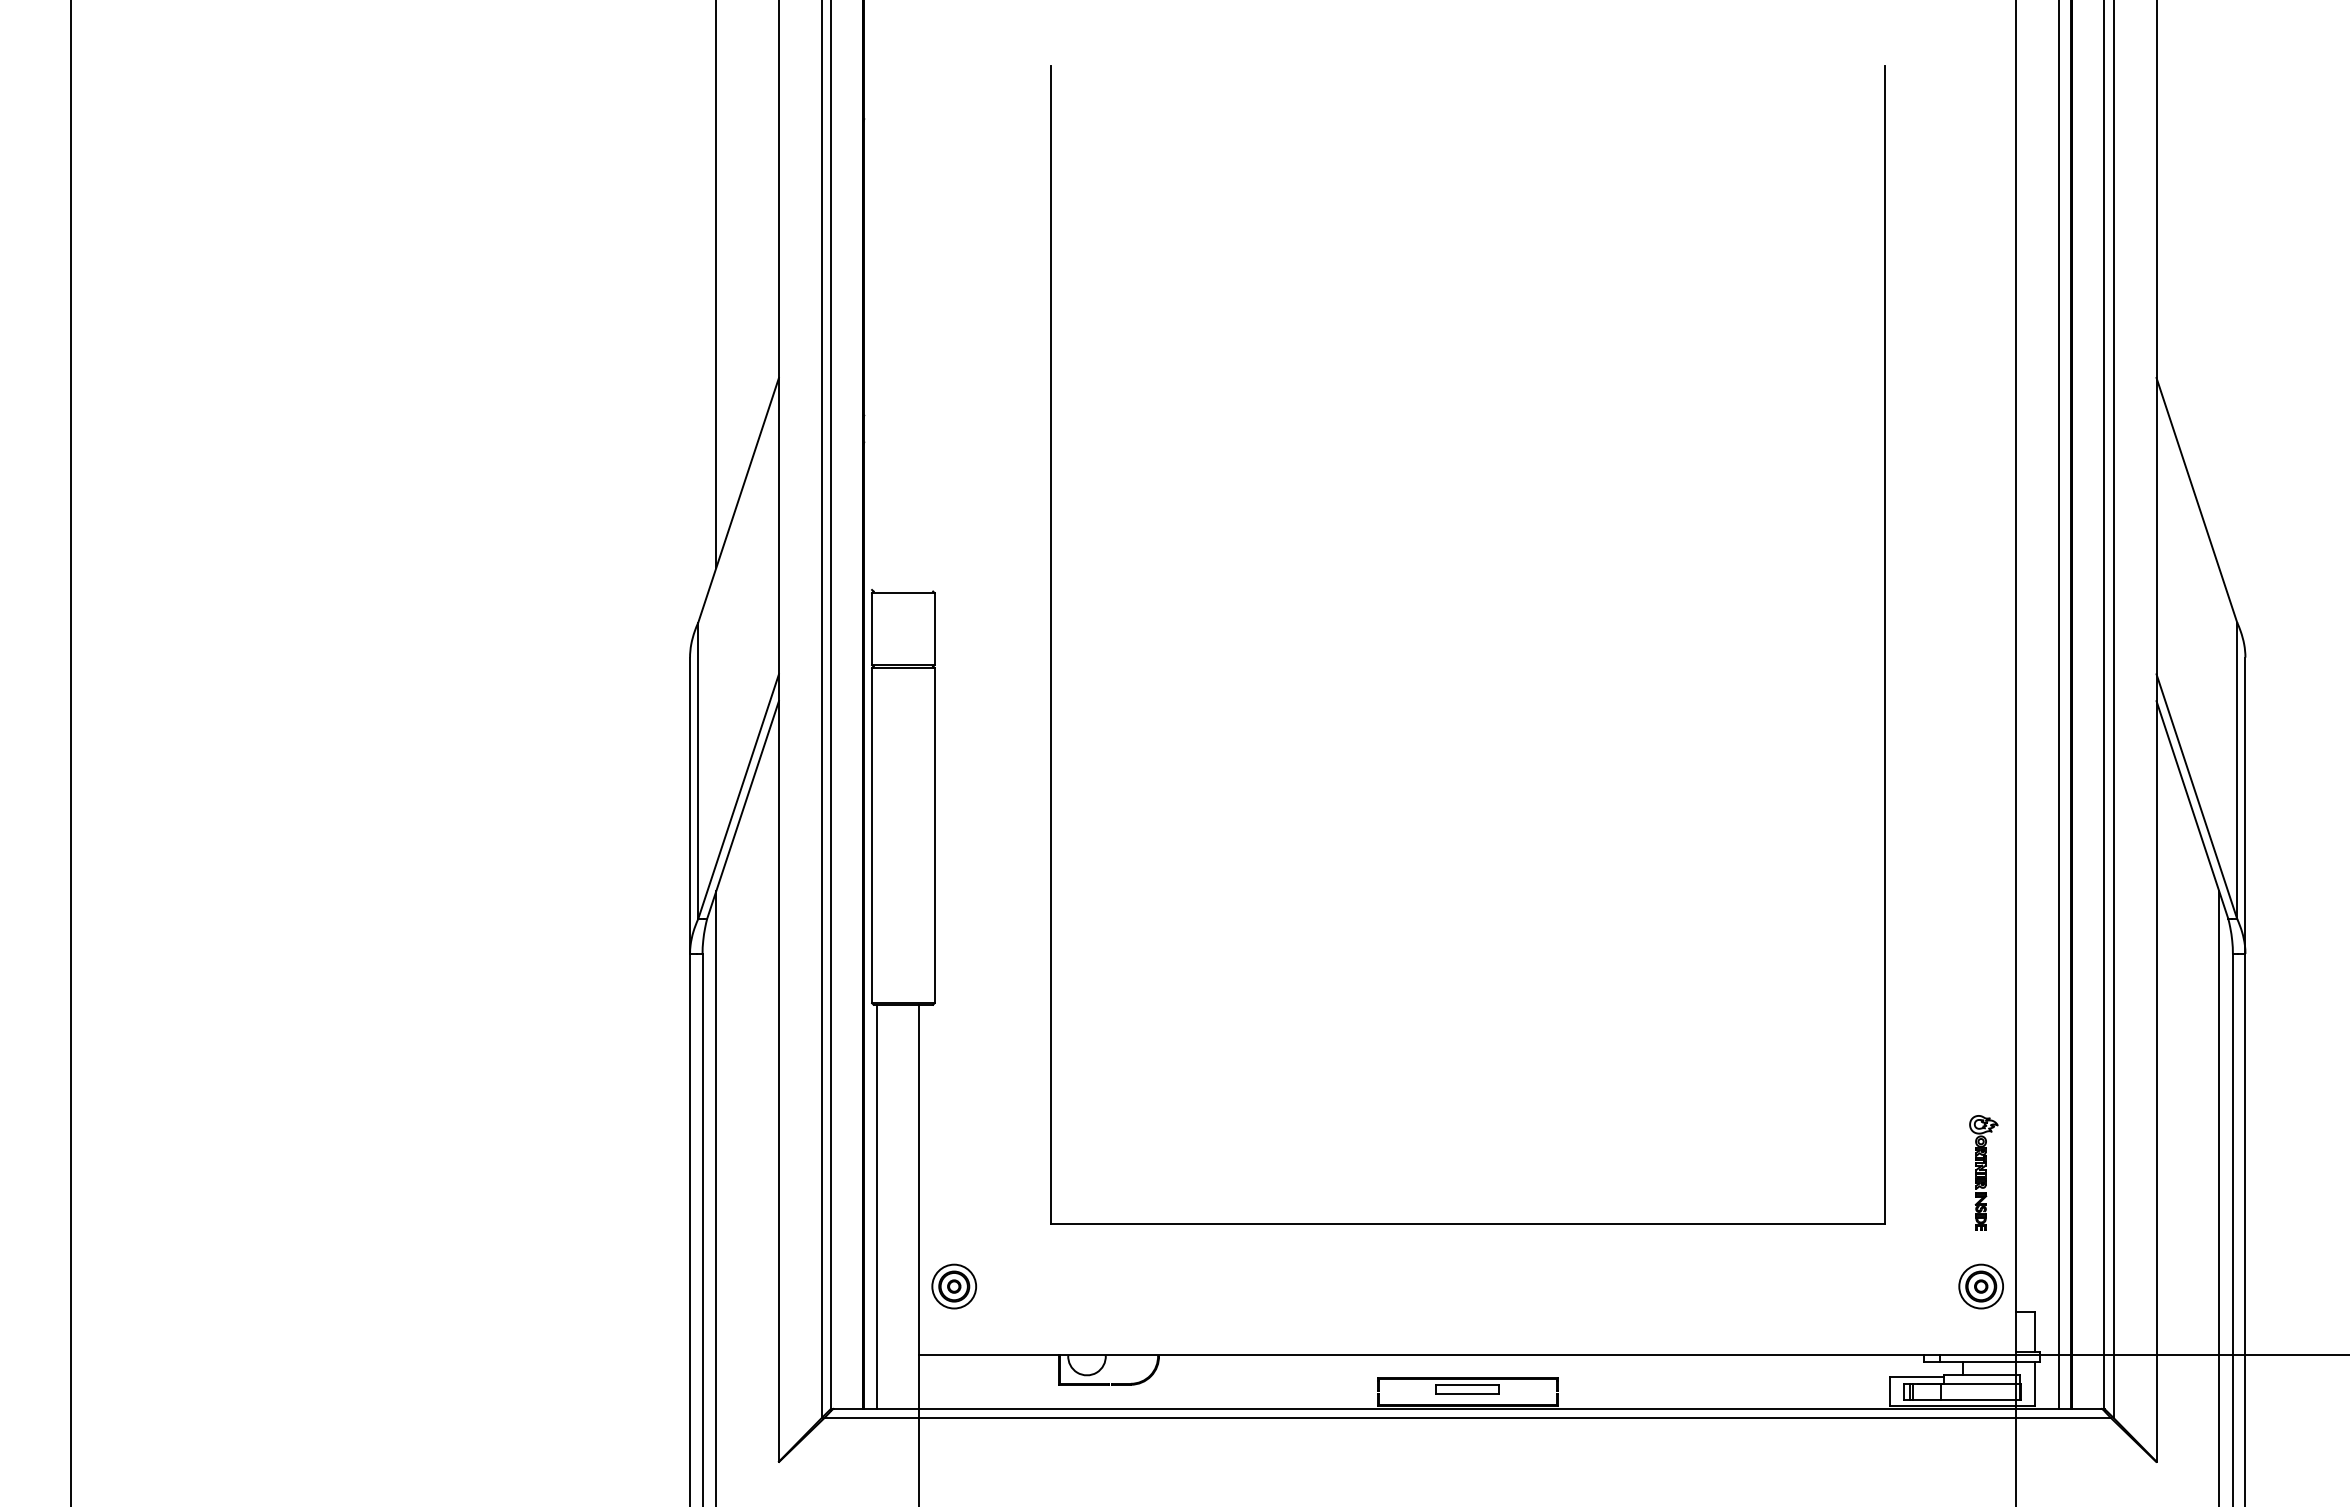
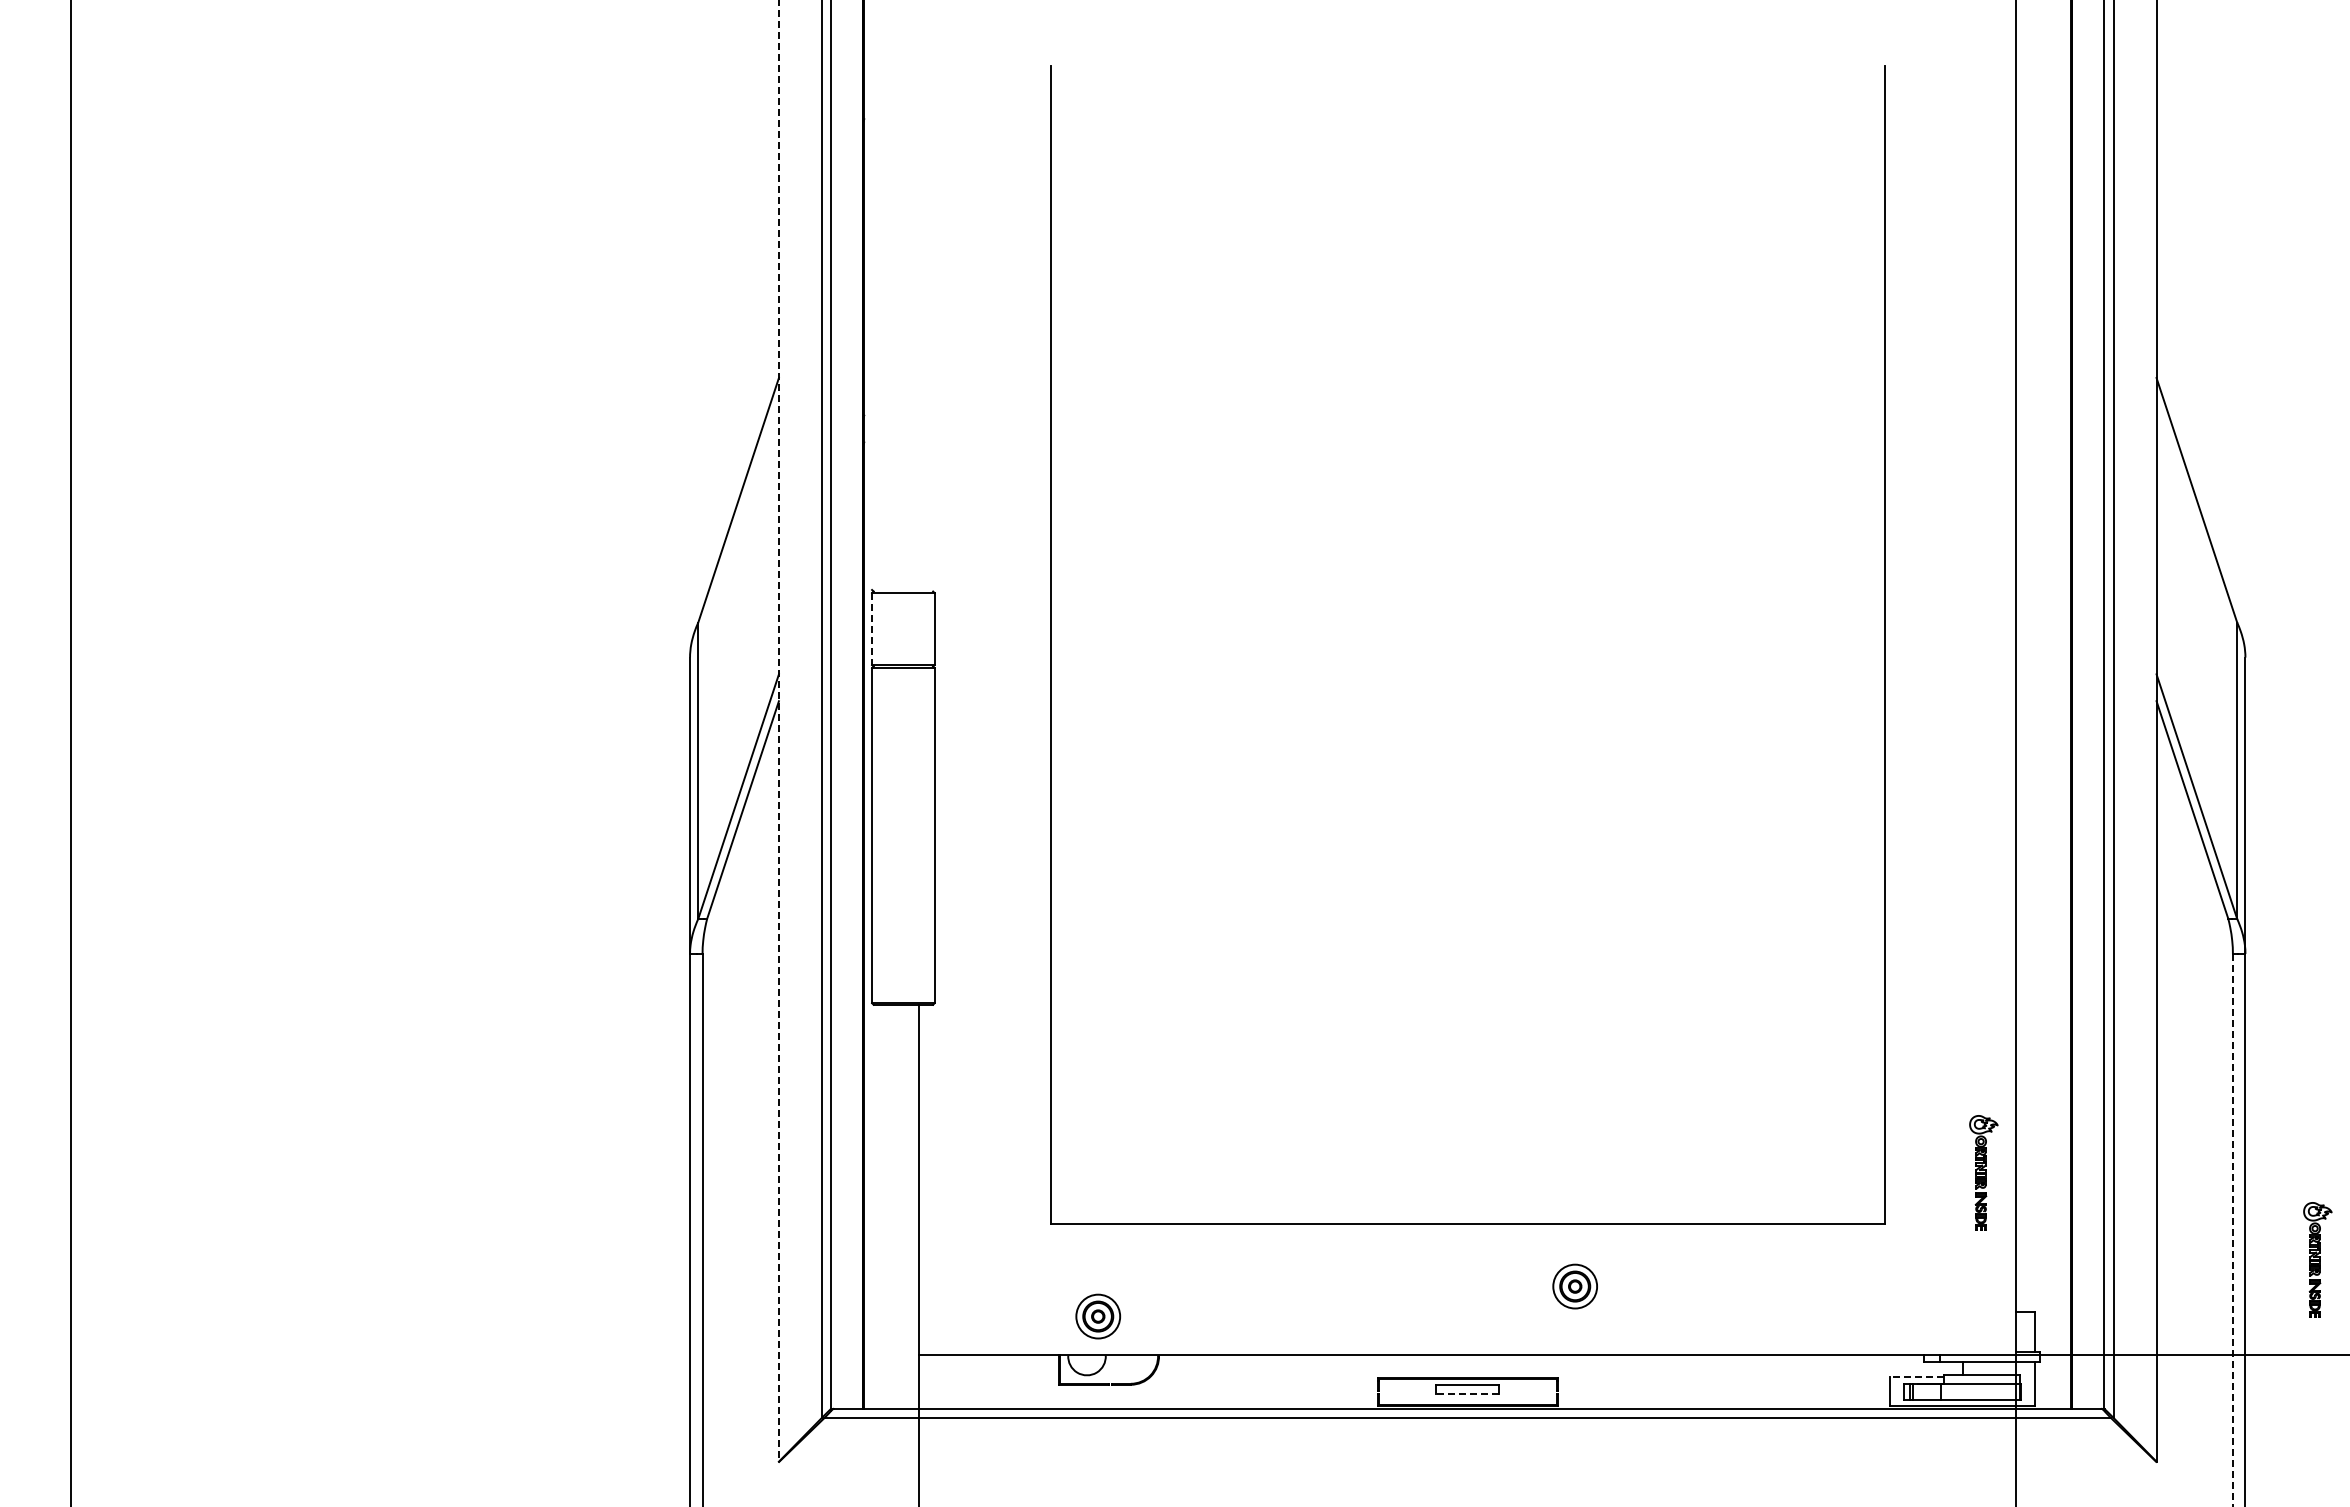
line: present -> none (716, 284)
line: solid -> dashed (872, 629)
line: present -> none (2058, 705)
line: solid -> dashed (778, 730)
line: present -> none (716, 1197)
line: present -> none (2219, 1197)
line: present -> none (876, 1206)
line: solid -> dashed (2232, 1230)
part: none -> present (2317, 1259)
part position: (954, 1286) -> (1098, 1316) (1098, 1316)
part position: (1980, 1286) -> (1574, 1286) (1574, 1286)
line: solid -> dashed (1916, 1377)
line: solid -> dashed (1467, 1393)
